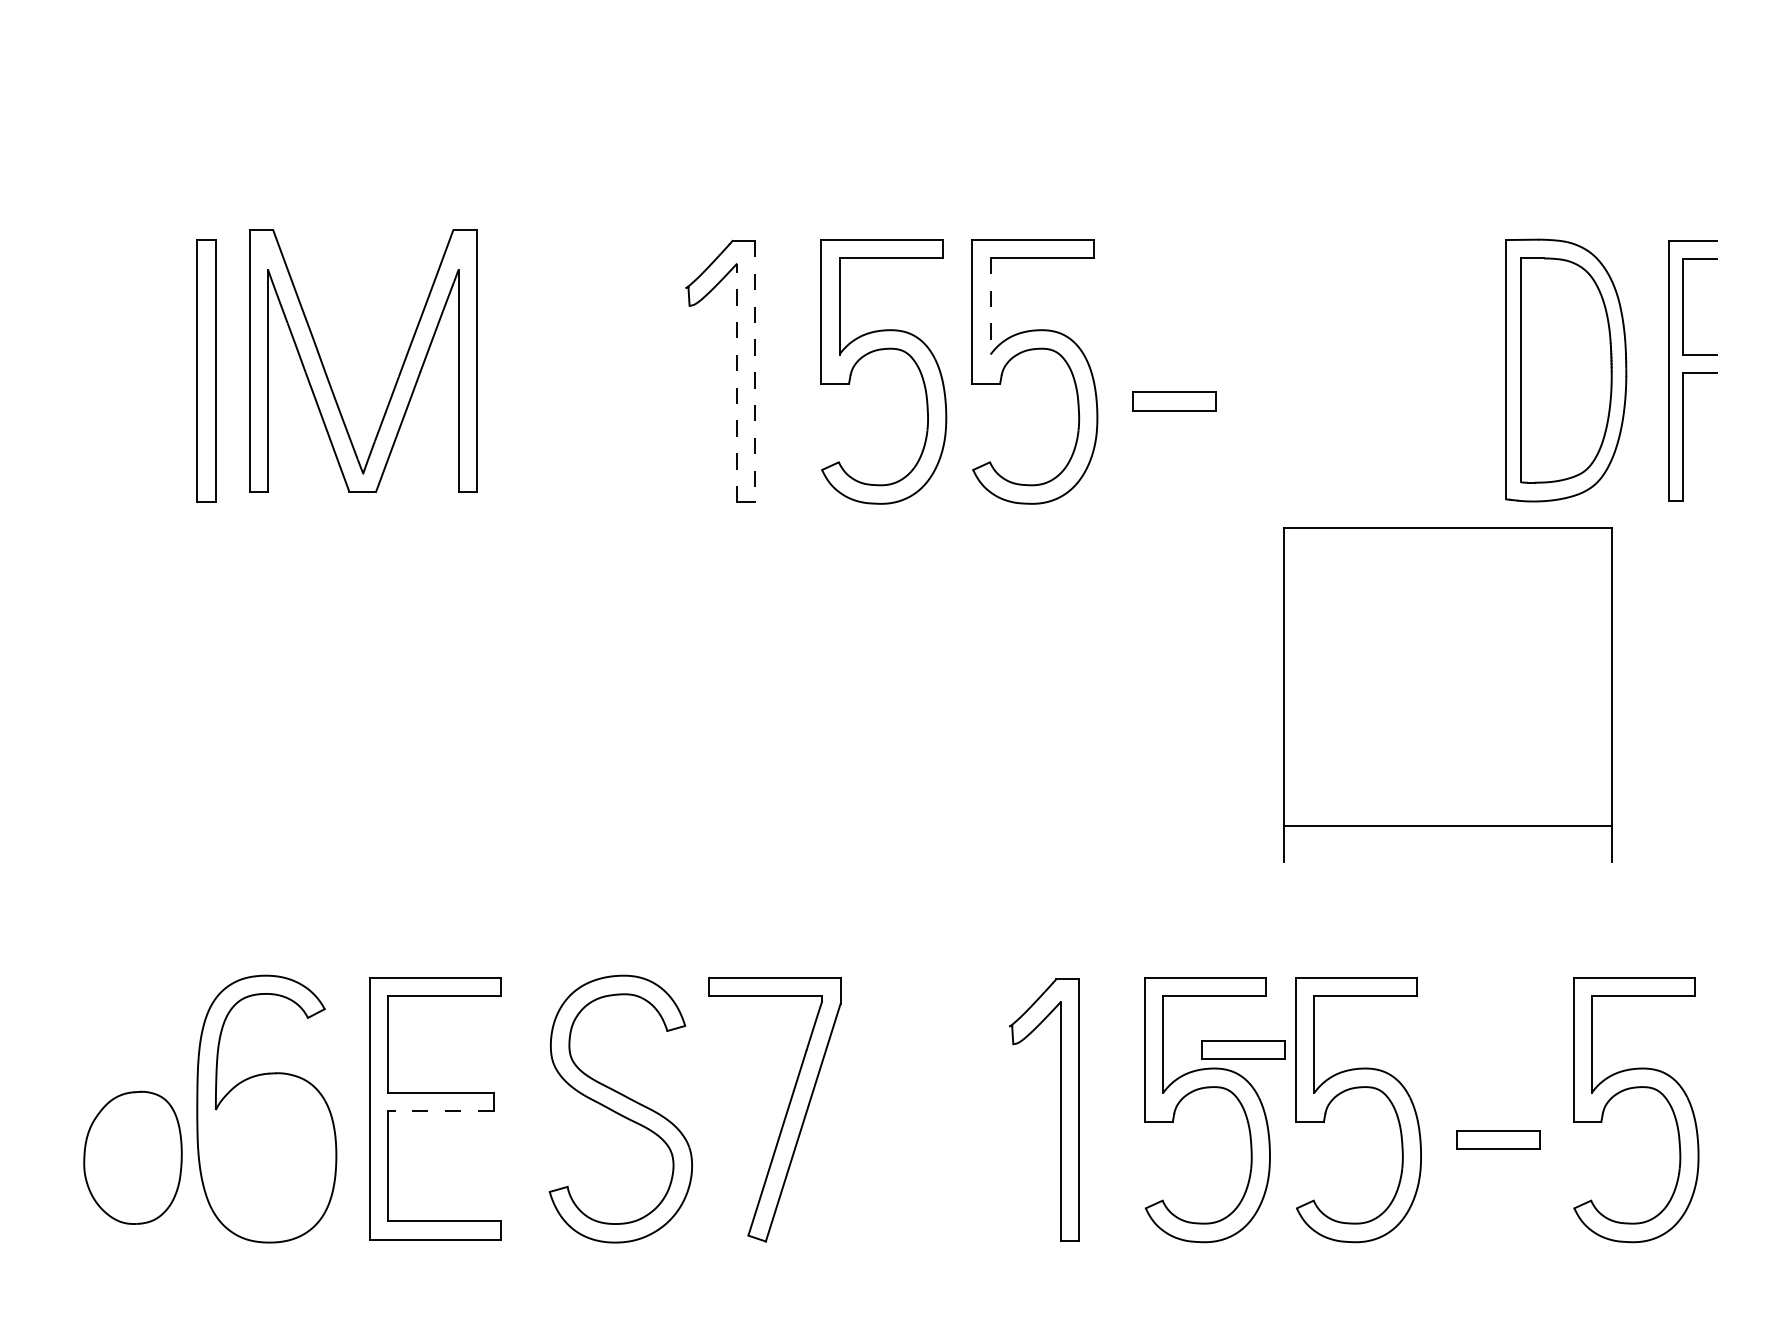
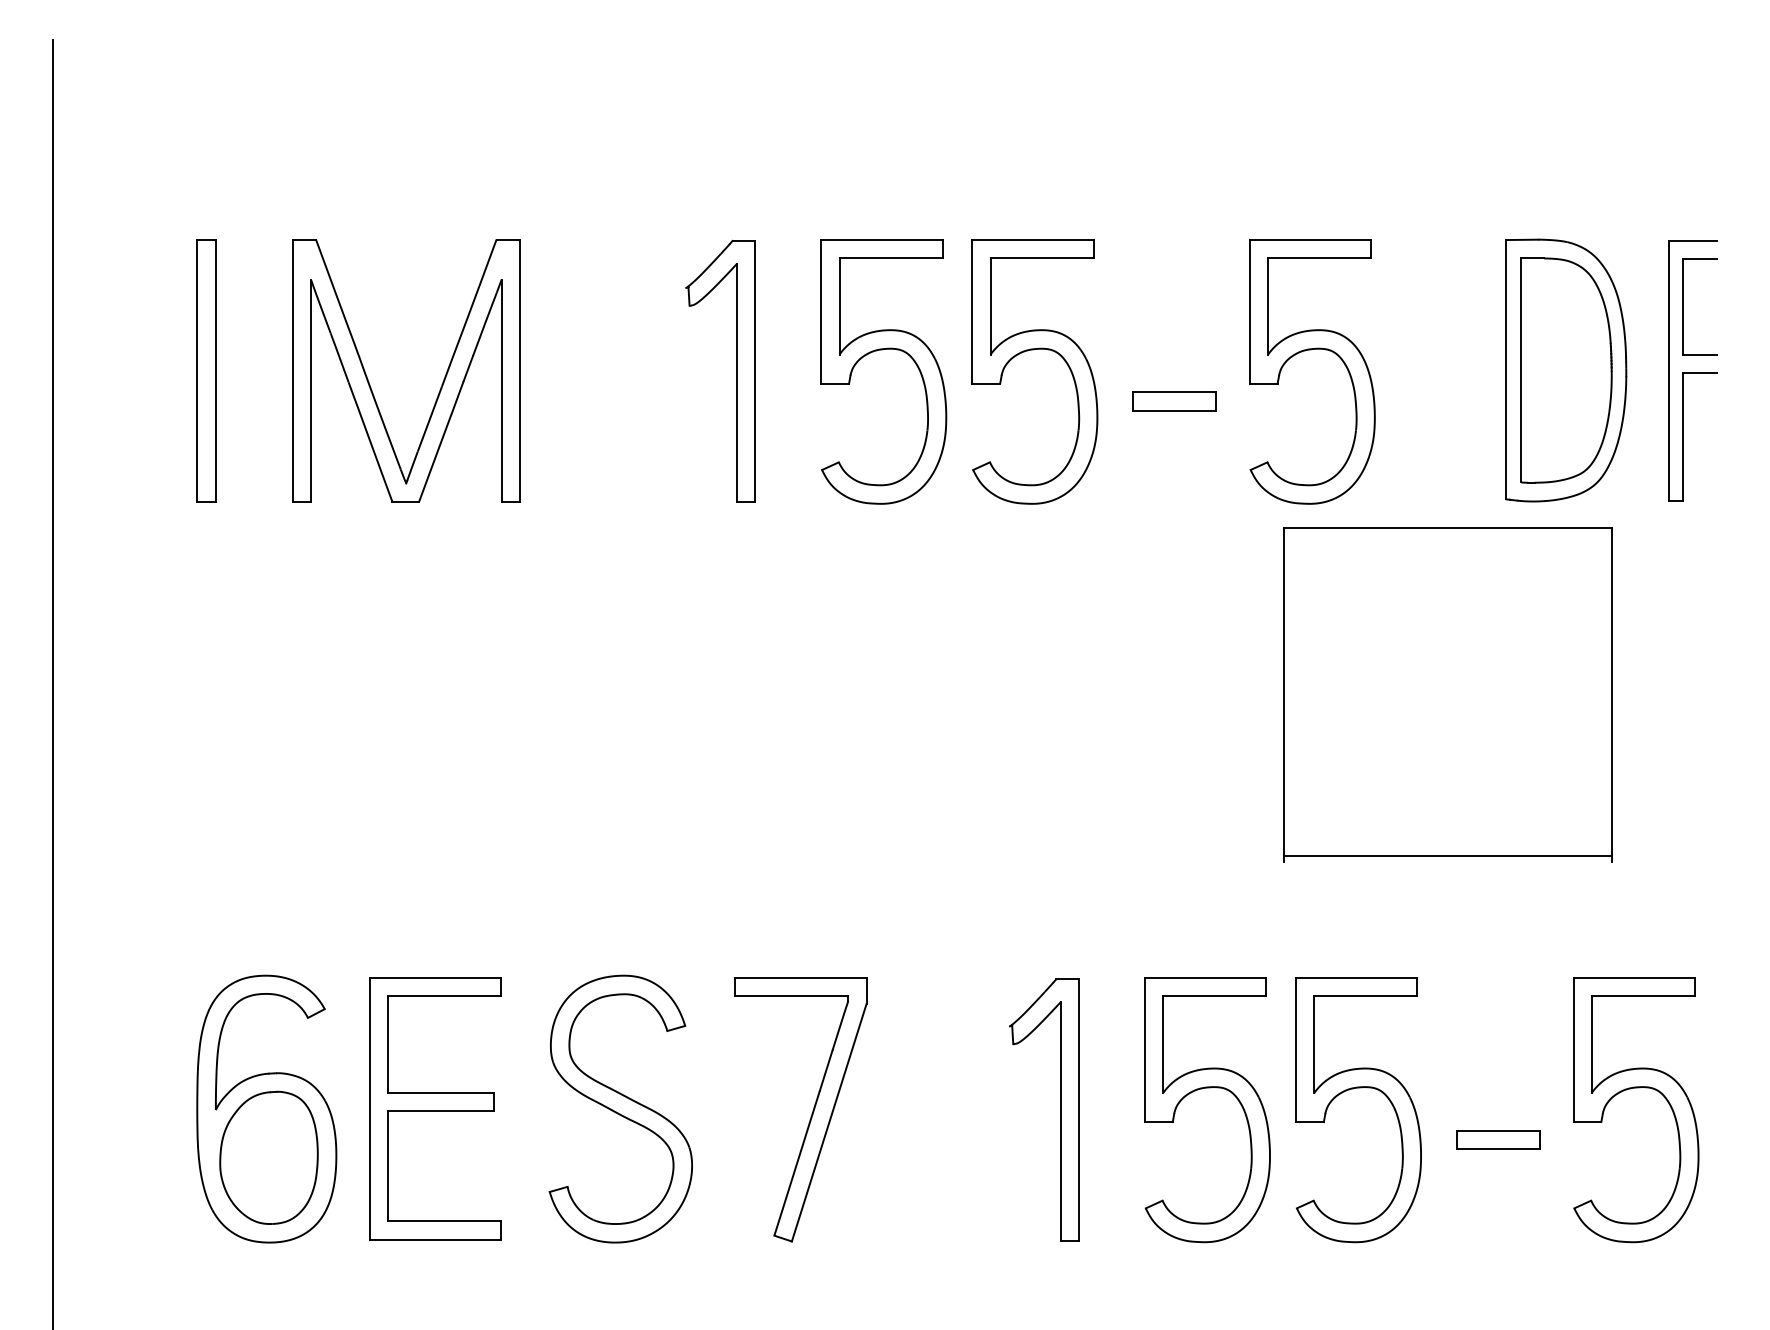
line: dashed -> solid (990, 306)
part: none -> present (1311, 350)
part position: (399, 371) -> (442, 381) (442, 381)
line: dashed -> solid (755, 371)
line: dashed -> solid (737, 382)
line: none -> present (53, 683)
line position: (1447, 825) -> (1447, 855) (1447, 855)
part: present -> none (1243, 1049)
line: dashed -> solid (441, 1110)
part position: (785, 1113) -> (811, 1113) (811, 1113)
part position: (132, 1157) -> (268, 1157) (268, 1157)
